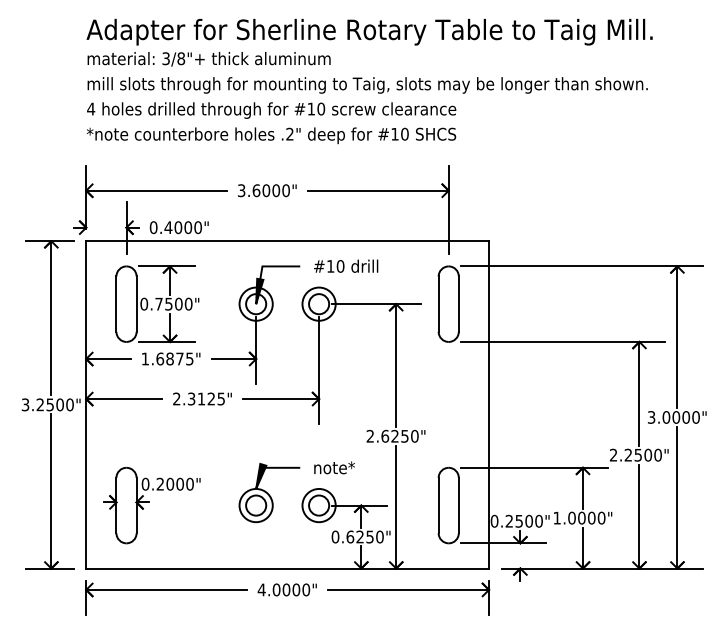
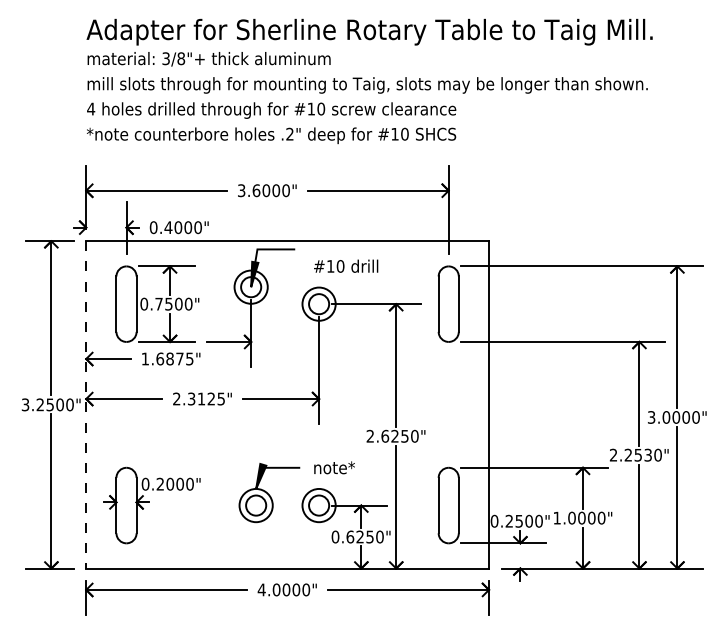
part position: (255, 324) -> (250, 307) (250, 307)
line: solid -> dashed (86, 404)
text: 2.2500" -> 2.2530" (648, 454)
